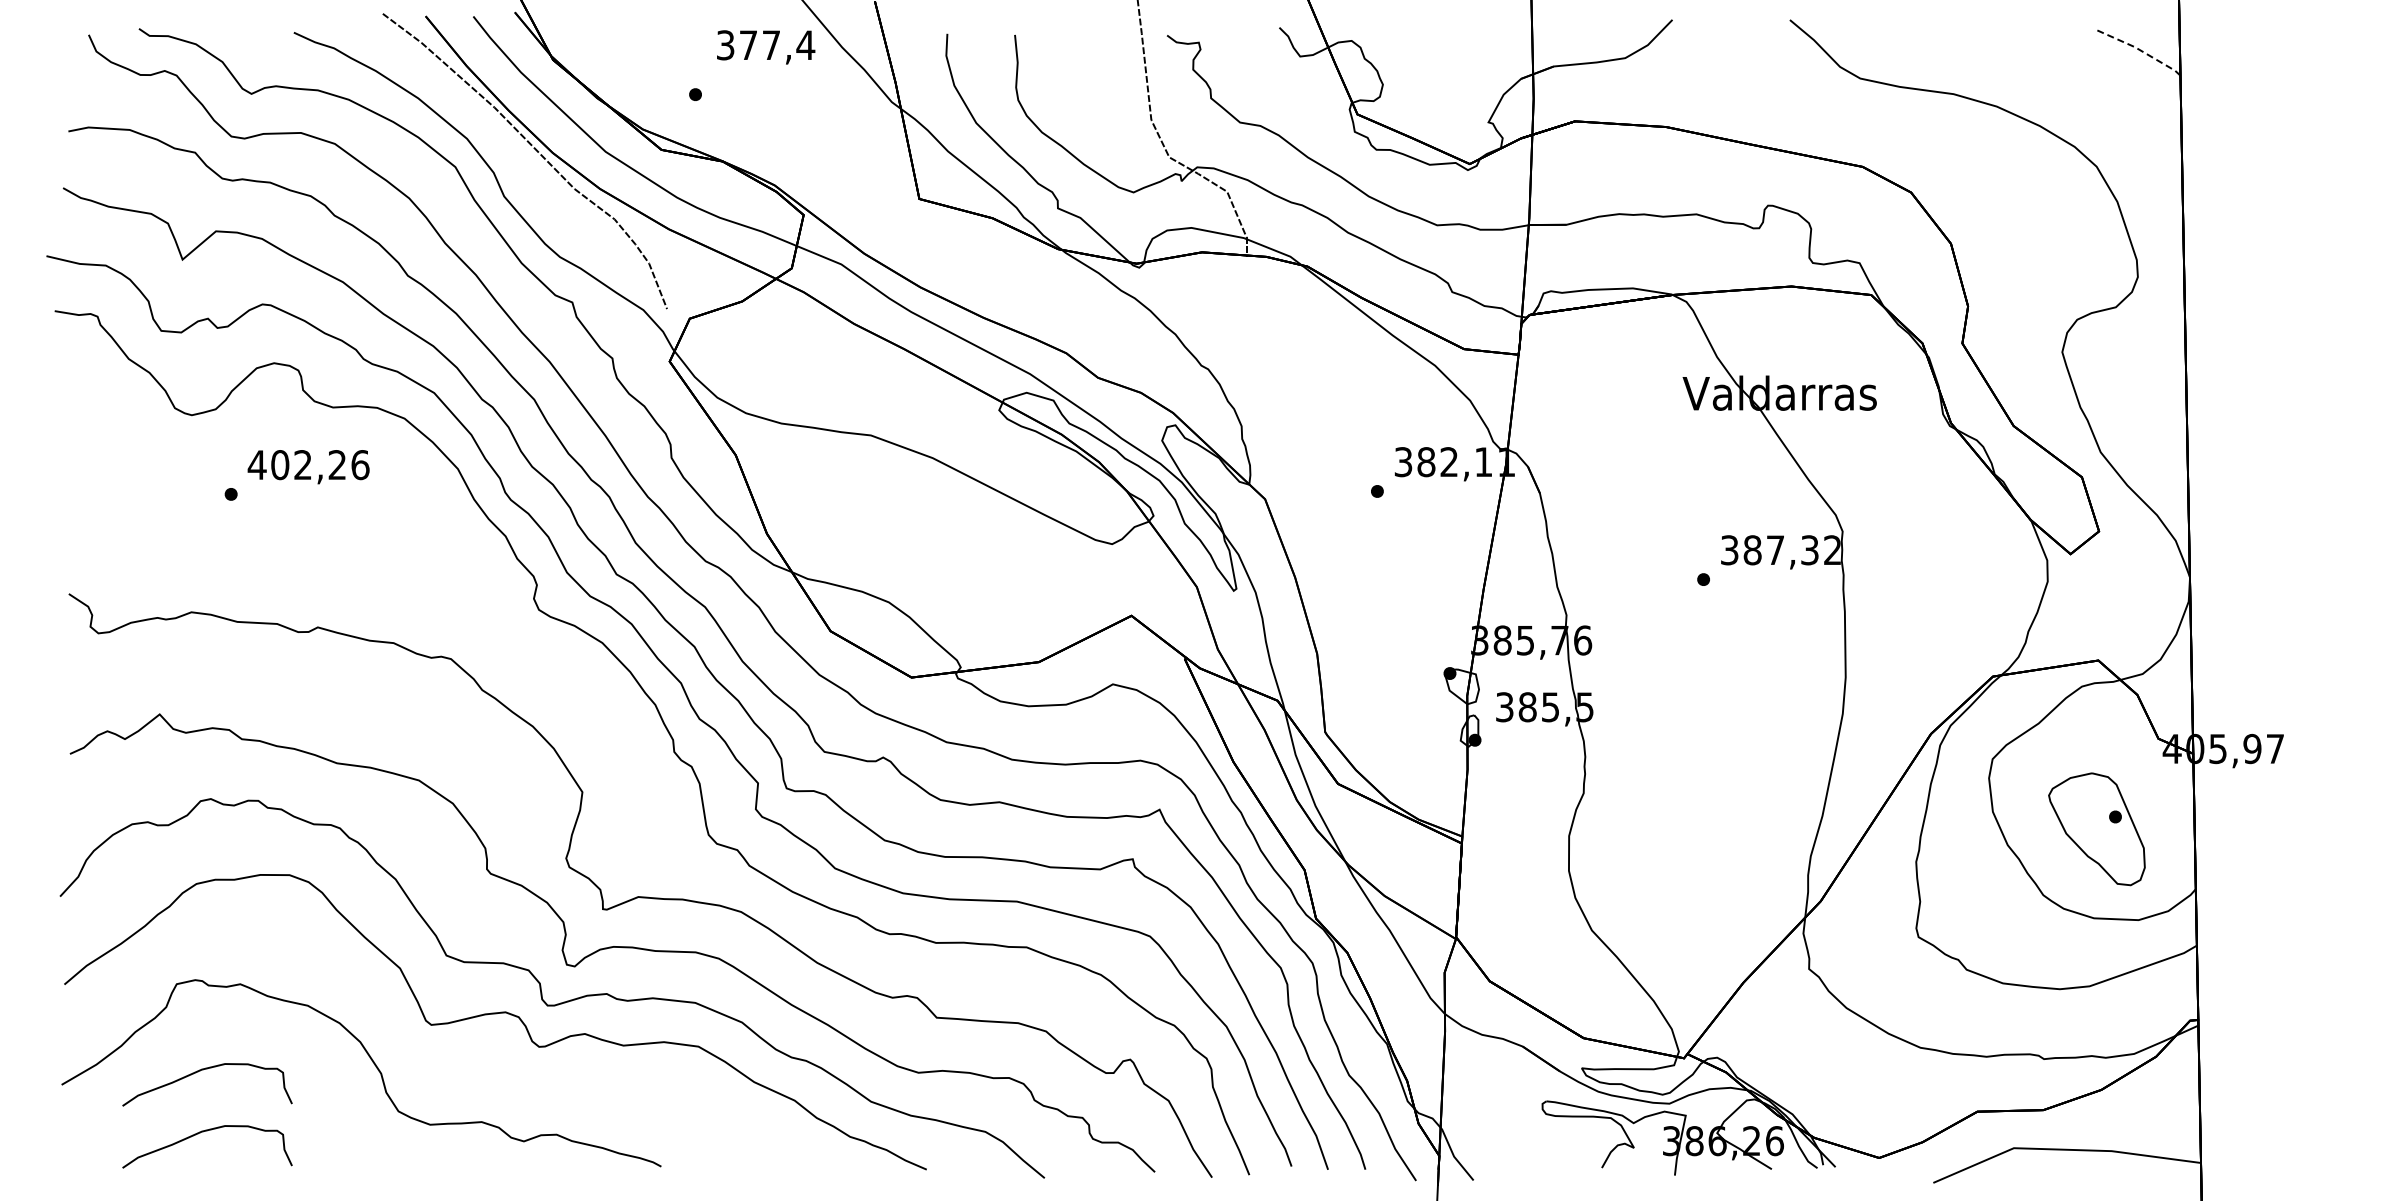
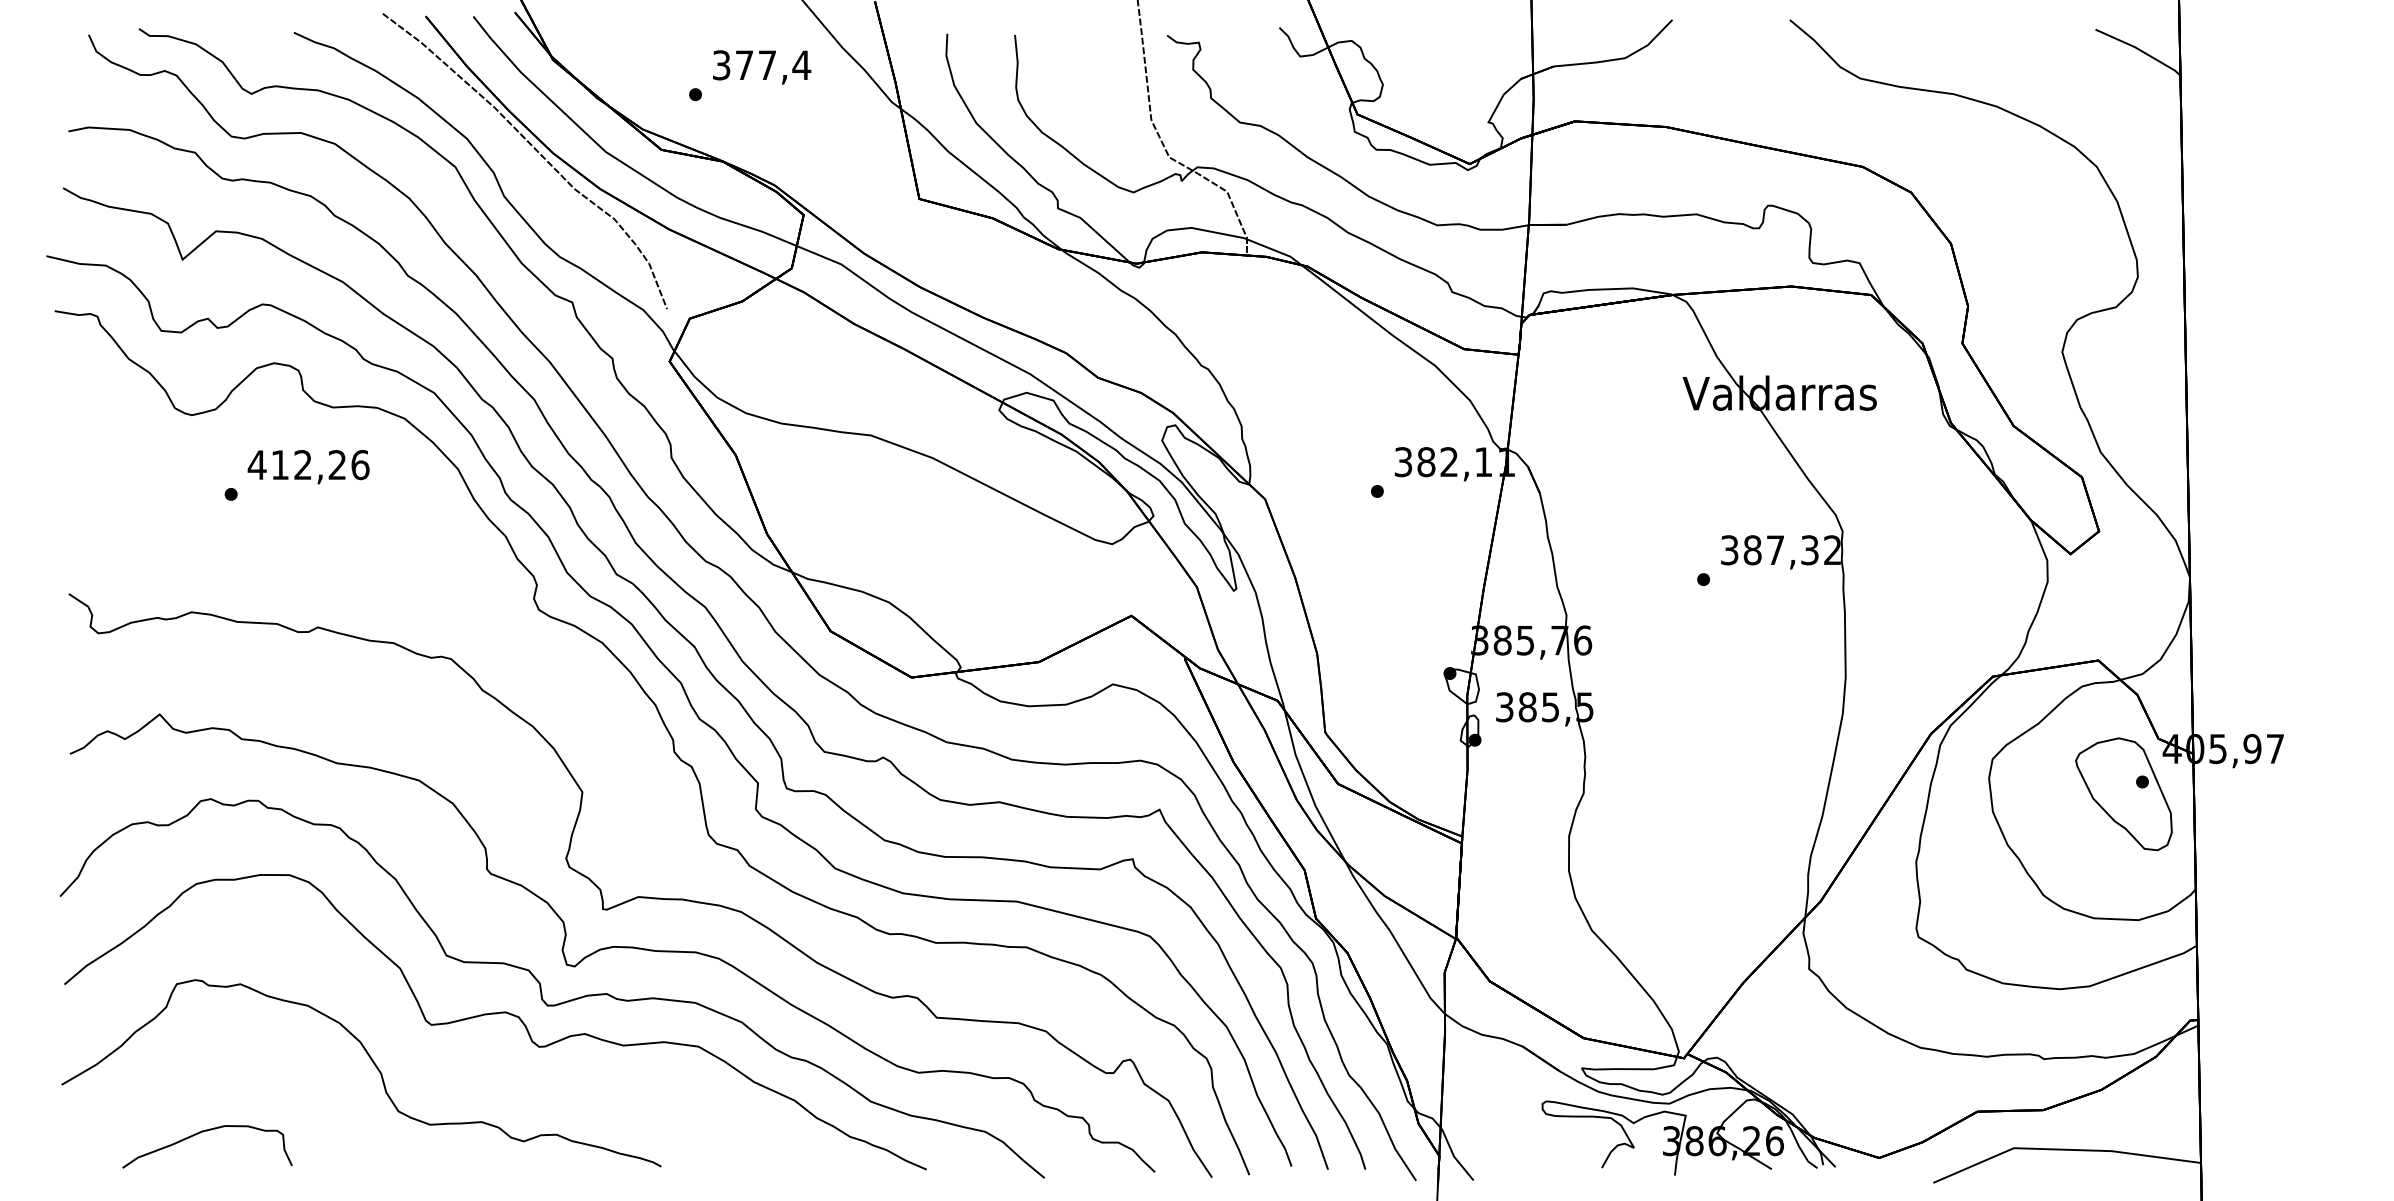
text position: (766, 47) -> (762, 67) (762, 67)
line: dashed -> solid (2139, 49)
text: 402,26 -> 412,26 (280, 465)
part position: (2096, 829) -> (2123, 794) (2123, 794)
curve: present -> none (203, 1070)
